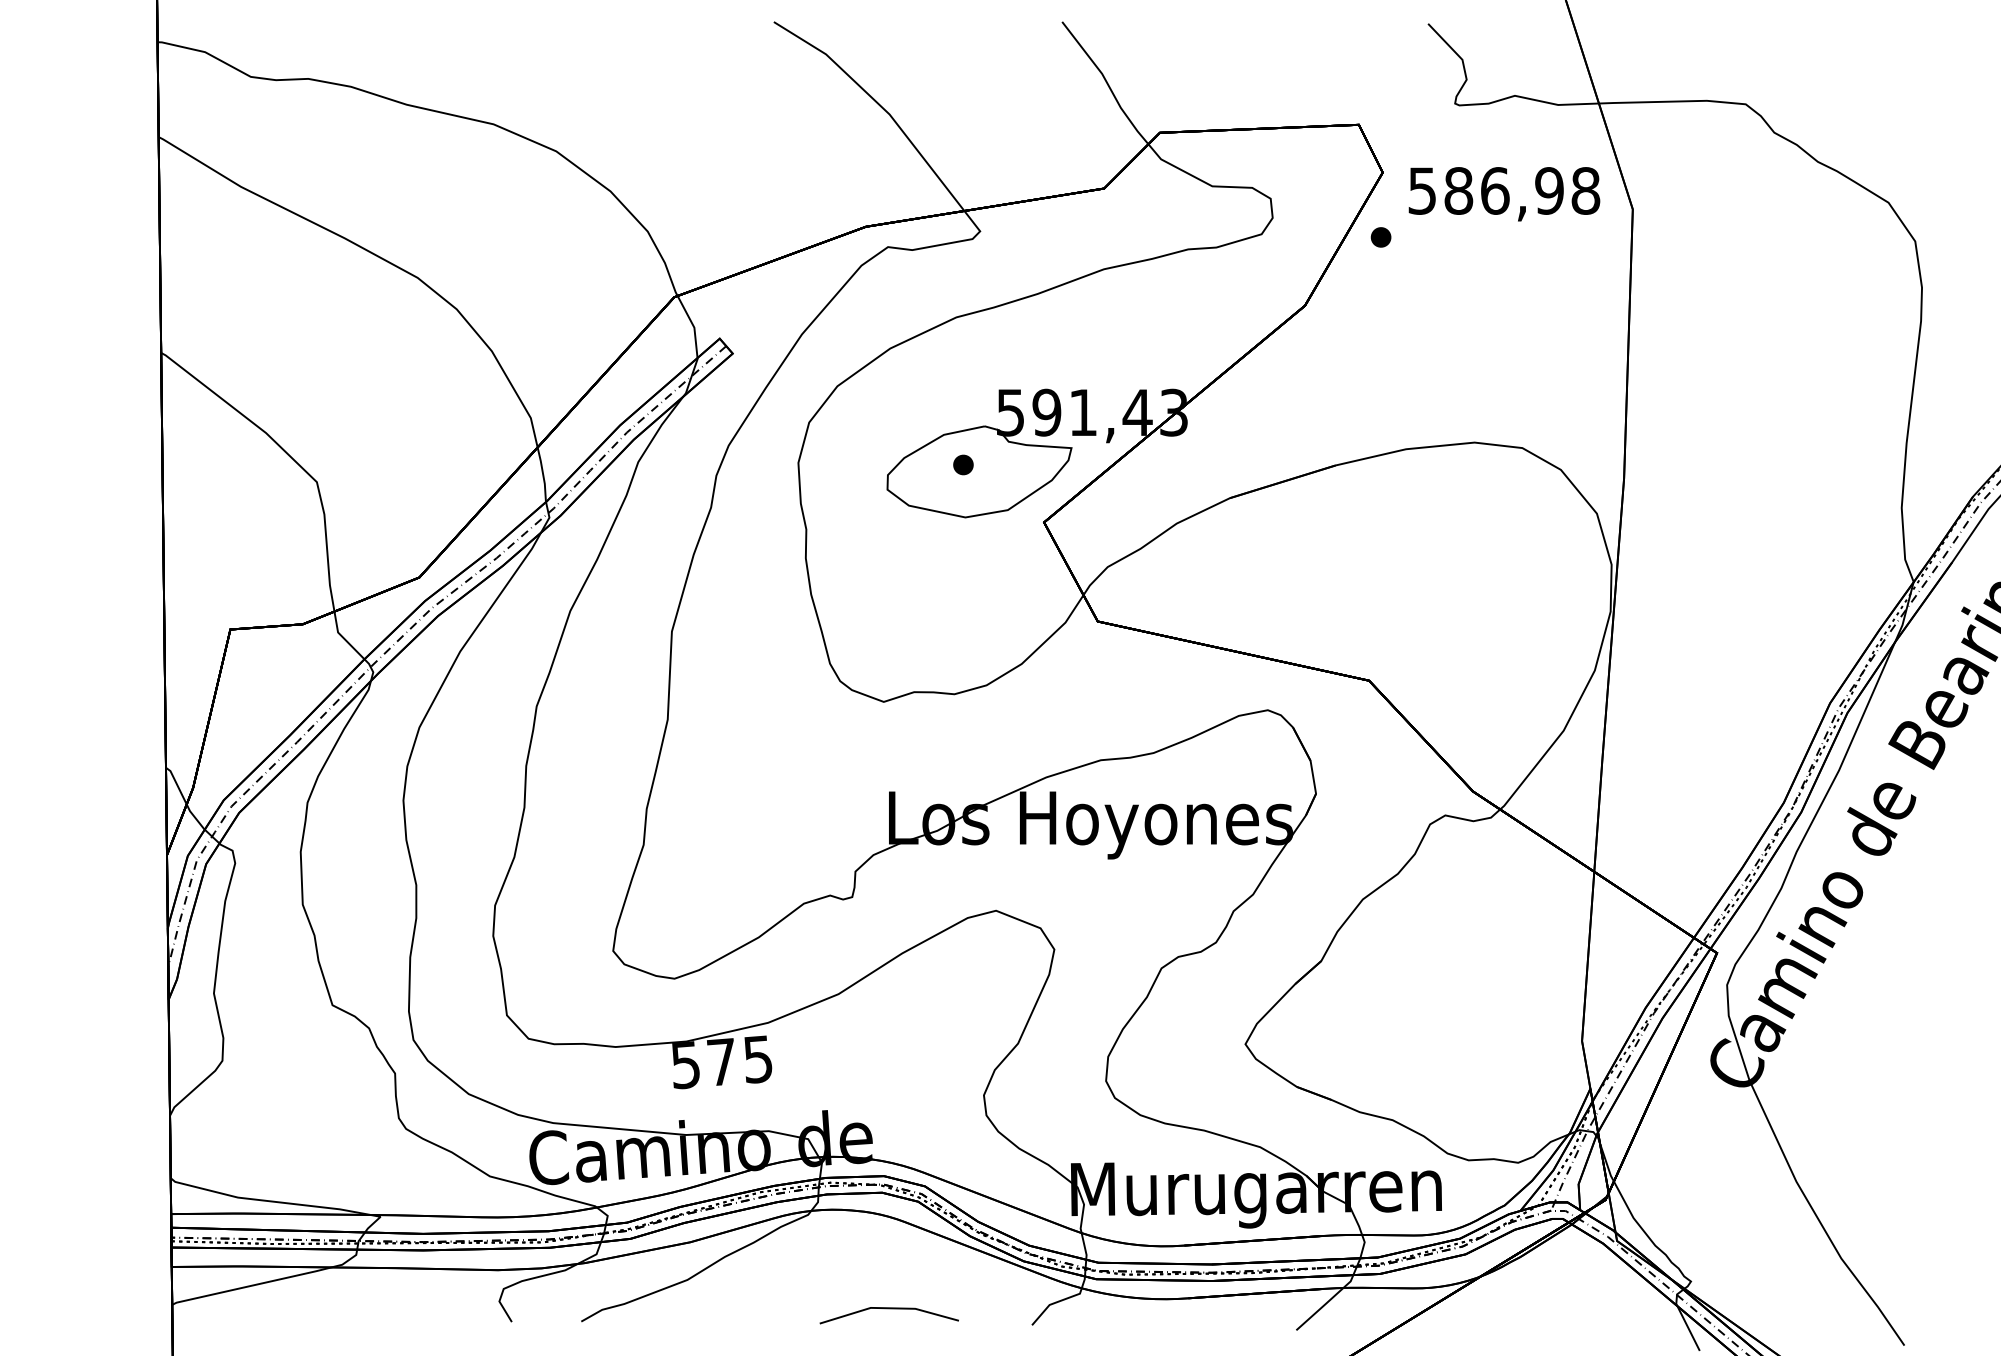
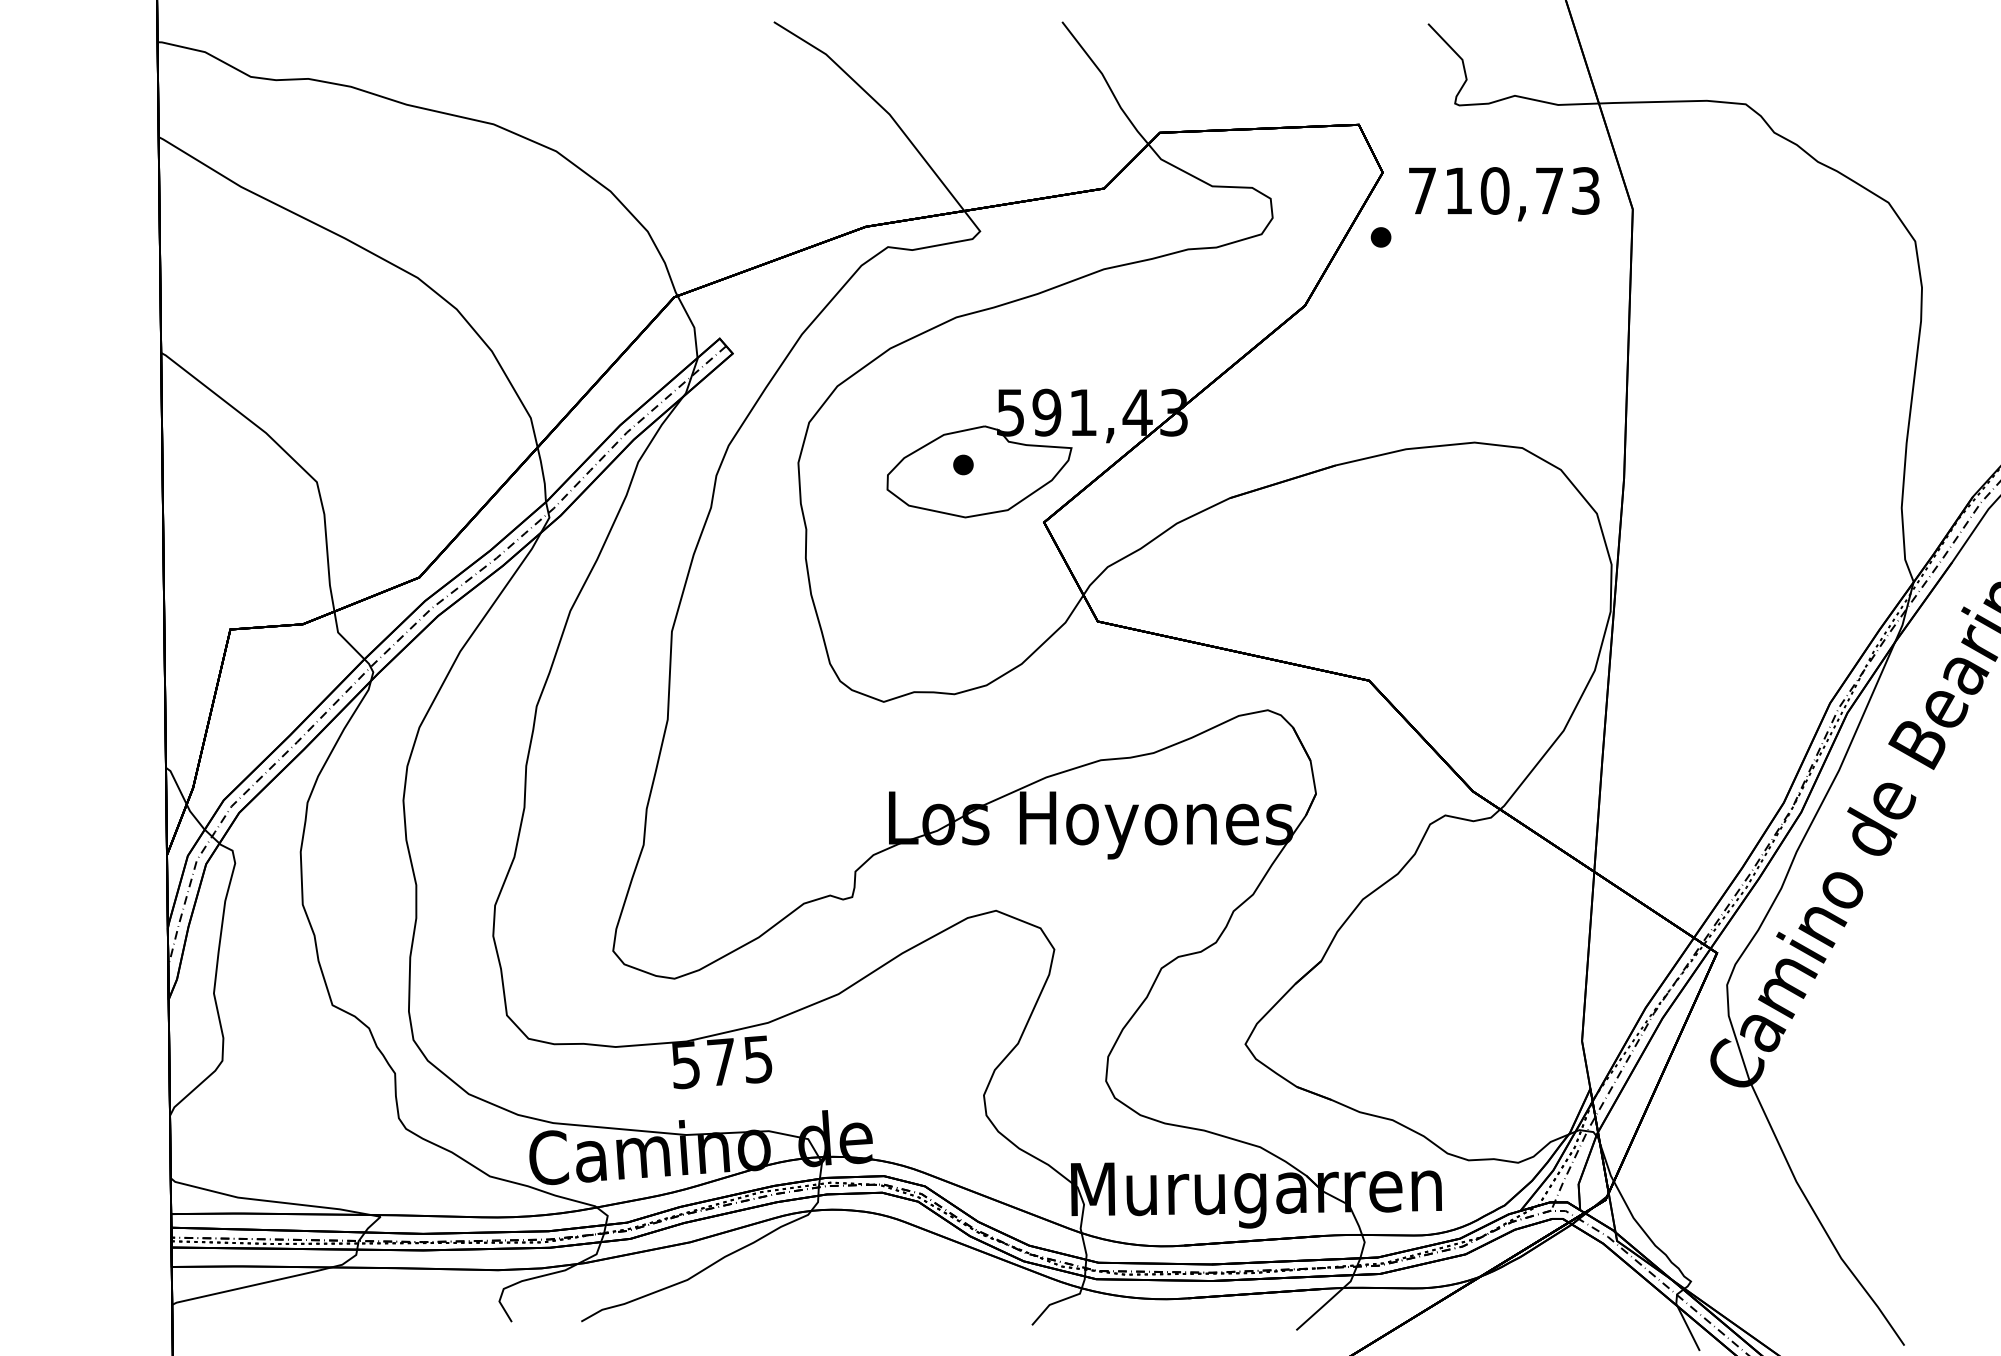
text: 586,98 -> 710,73 (1504, 190)
line: present -> none (888, 1309)
